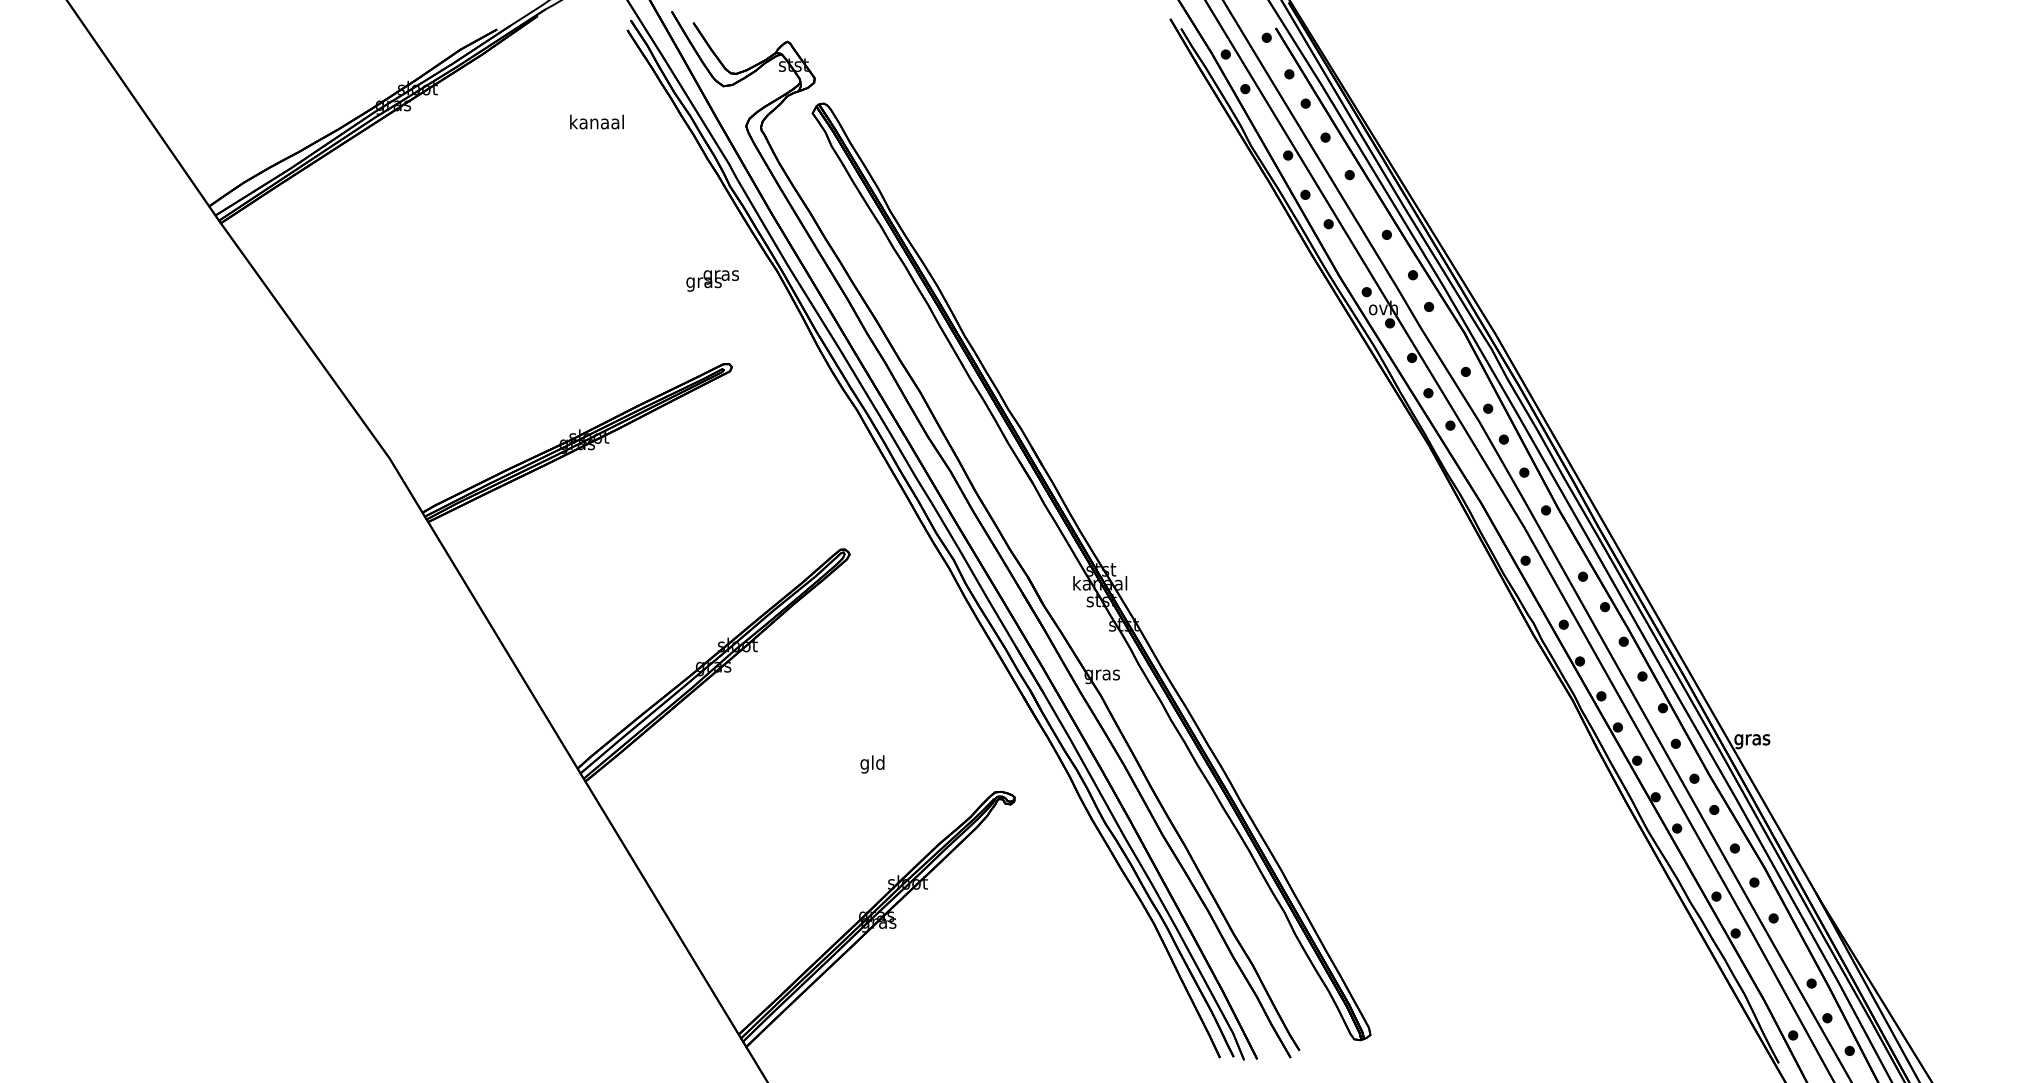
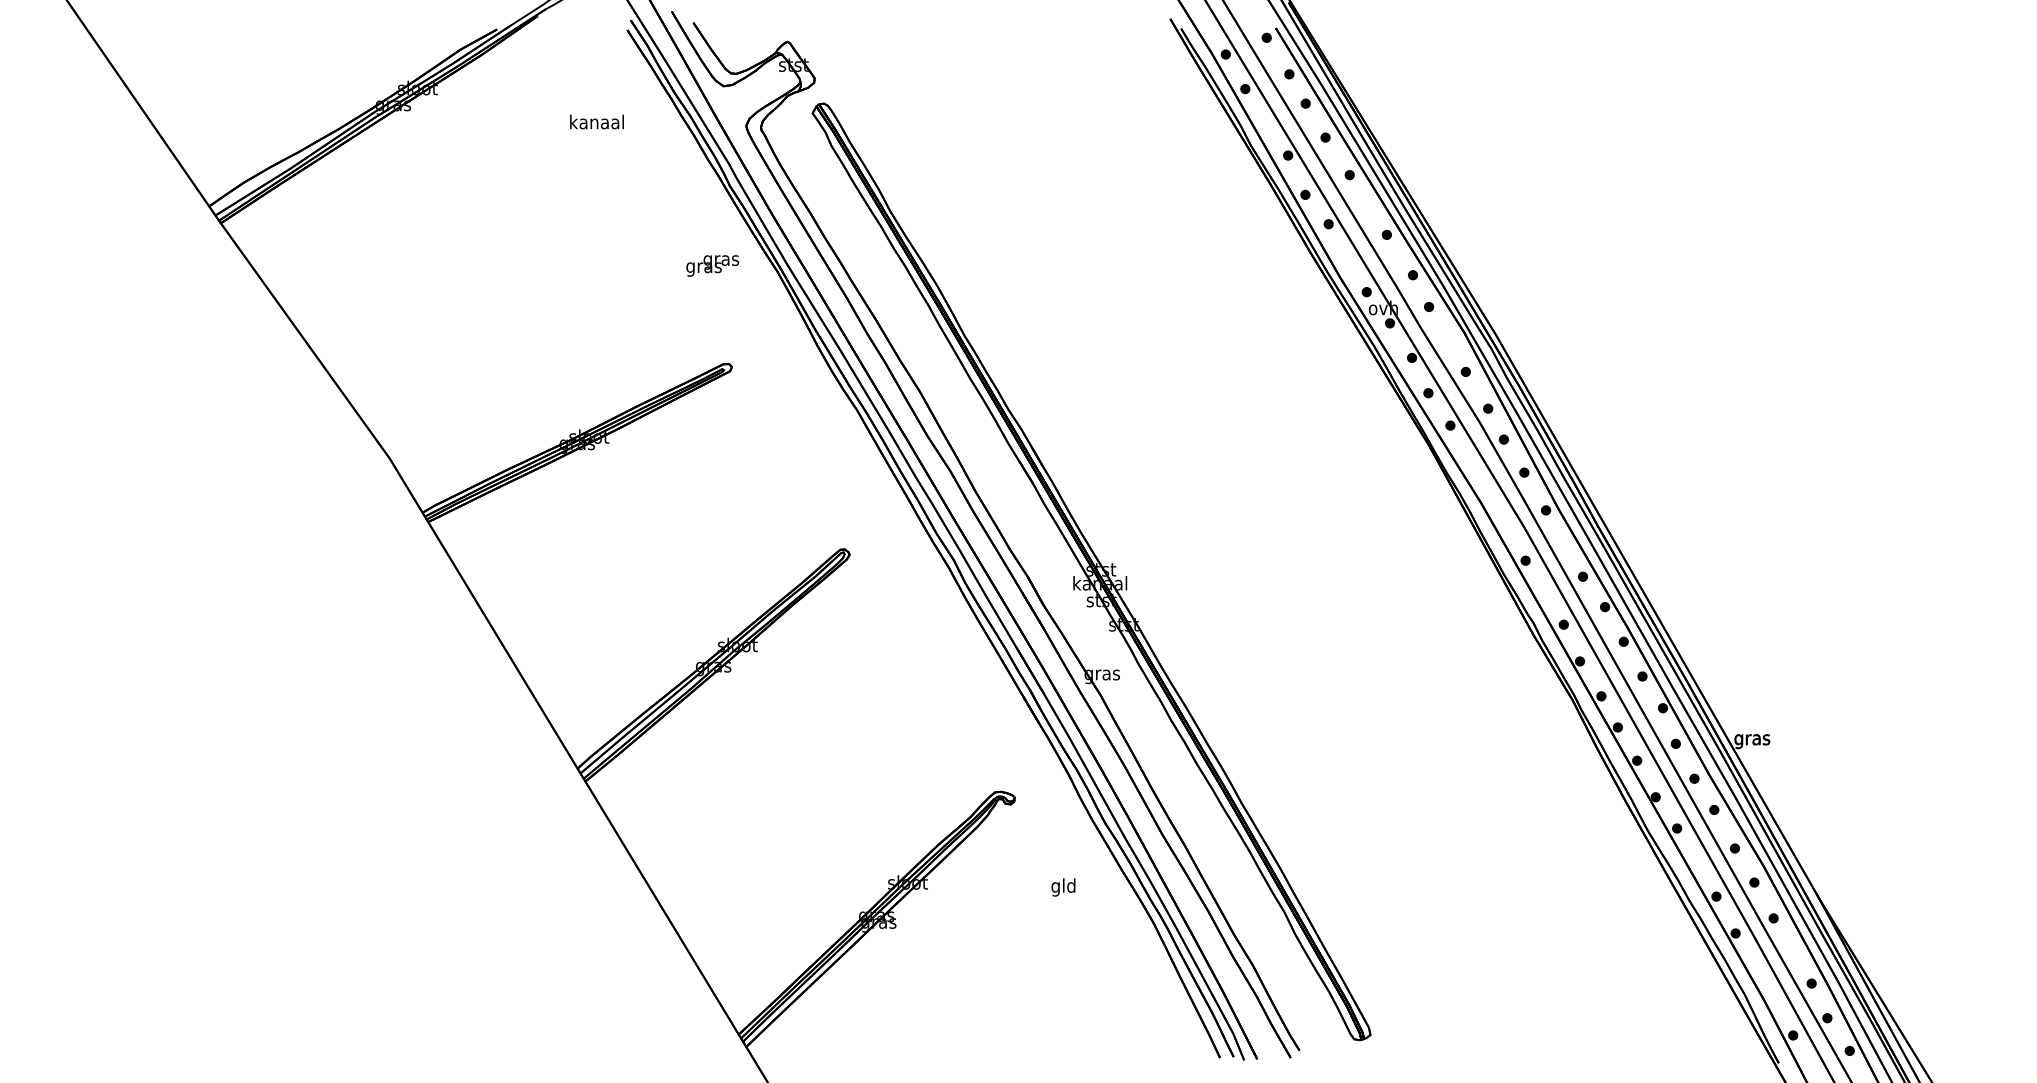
text position: (712, 280) -> (712, 265) (712, 265)
text position: (872, 764) -> (1063, 887) (1063, 887)
